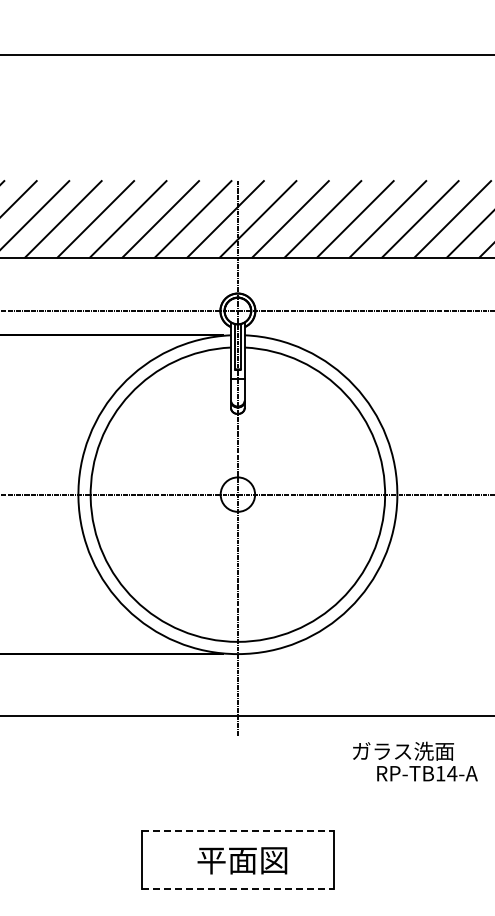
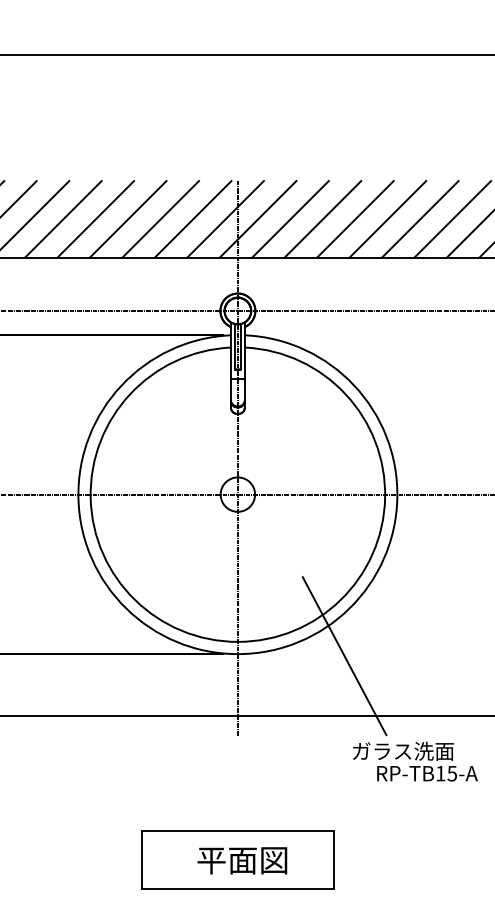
line: none -> present (344, 656)
text: RP-TB14-A -> RP-TB15-A (452, 773)
line: dashed -> solid (237, 831)
line: dashed -> solid (237, 888)
